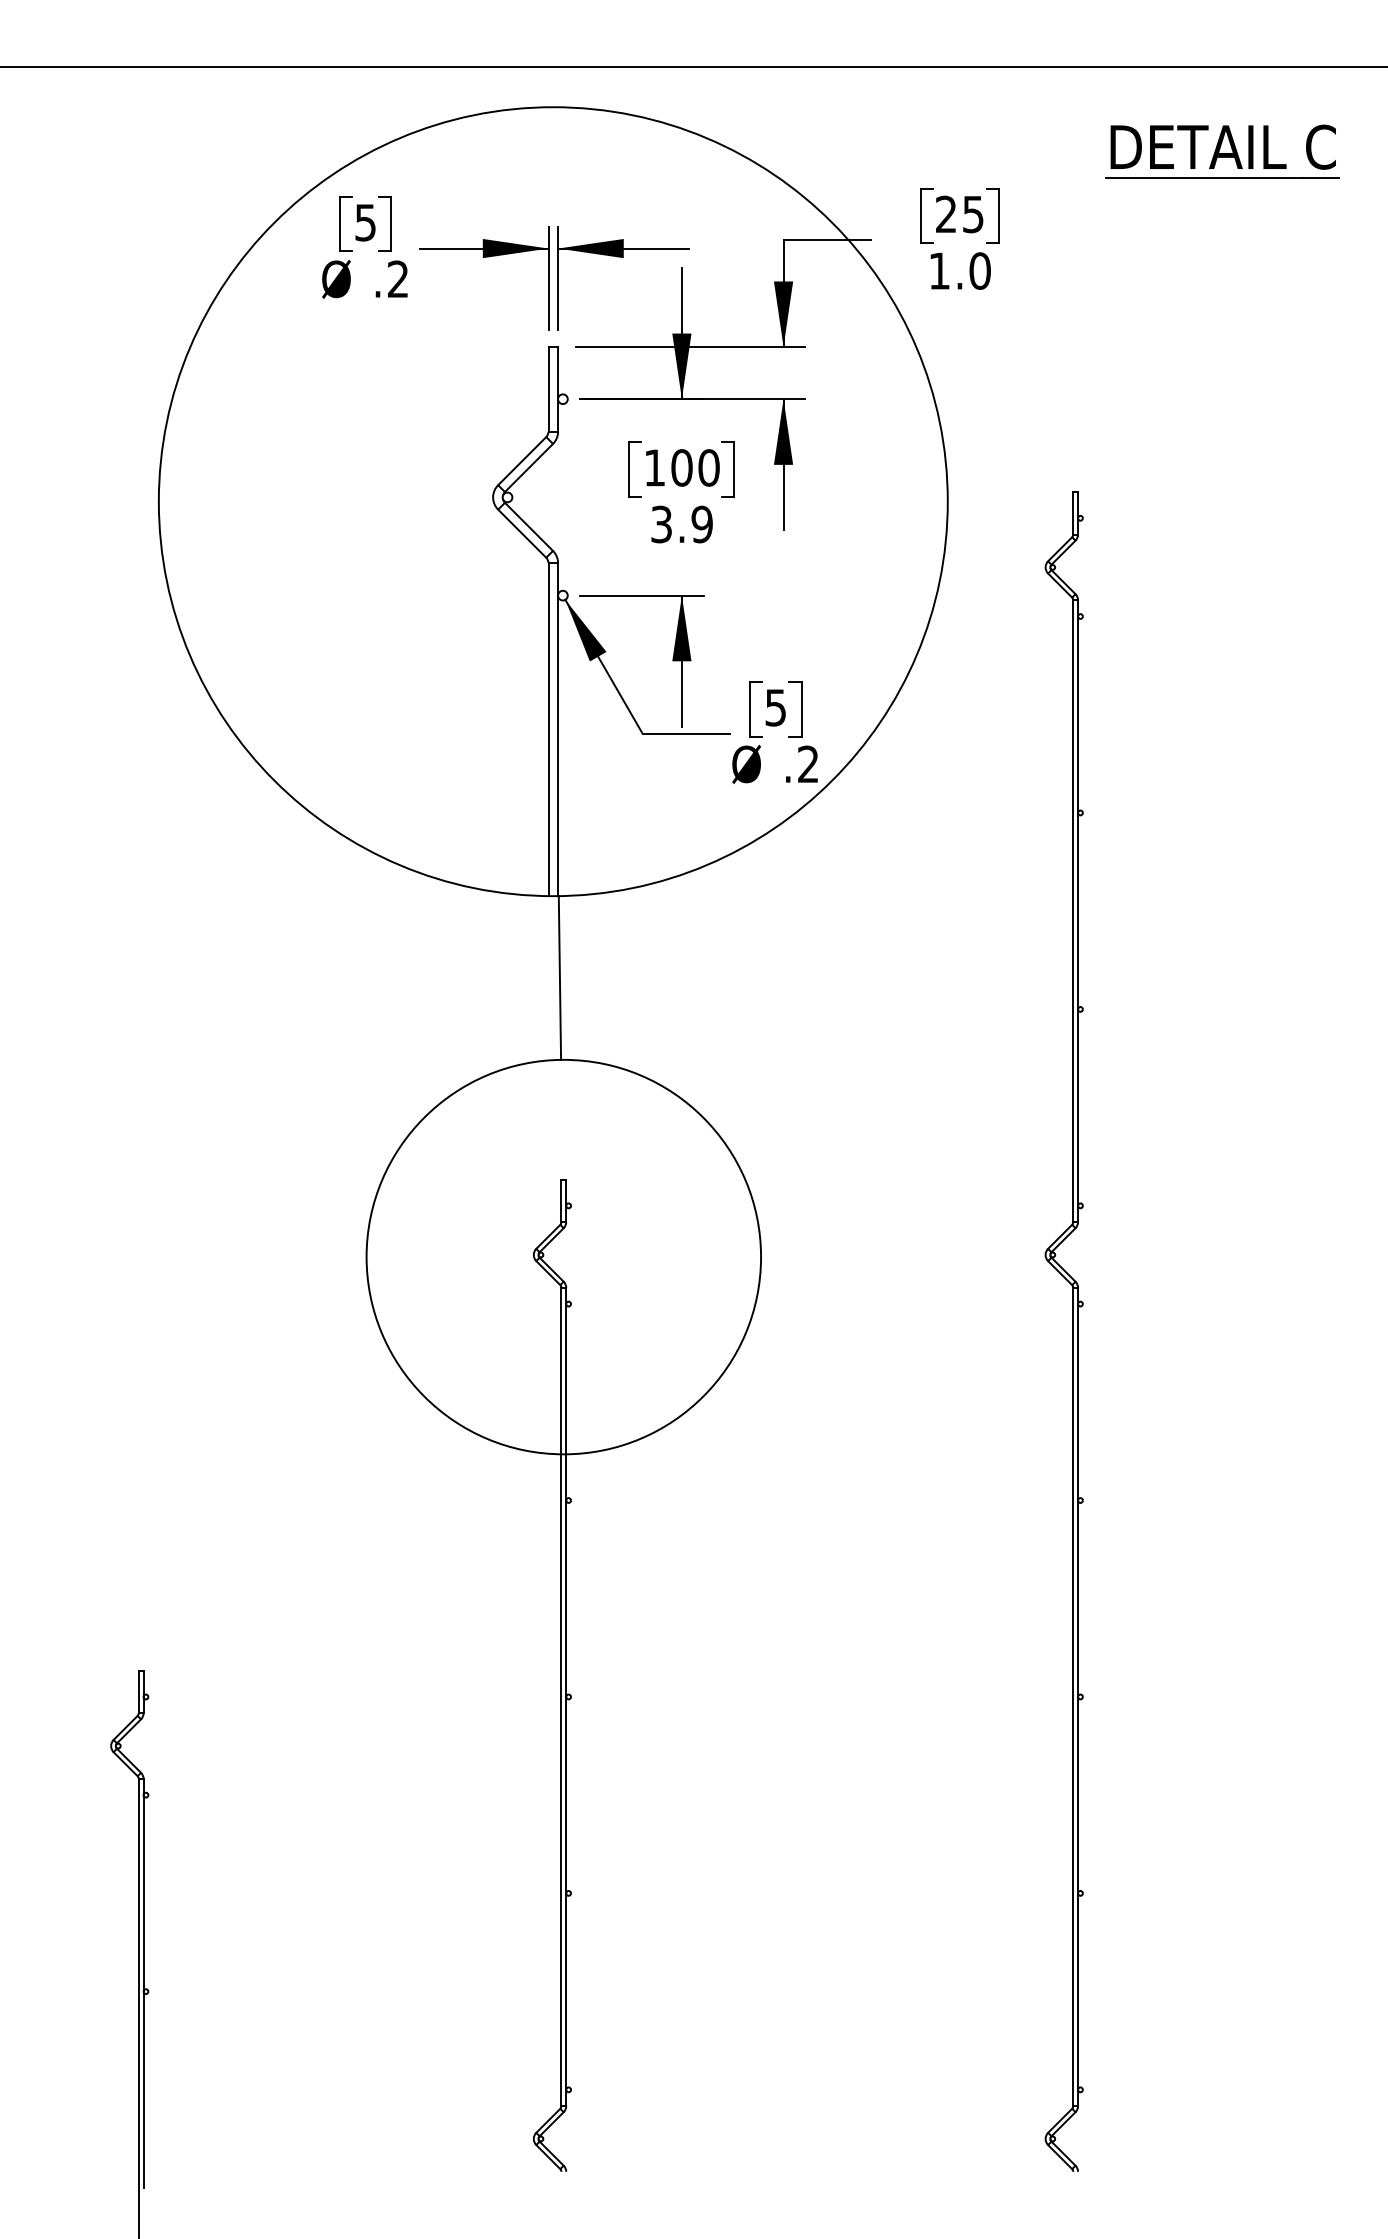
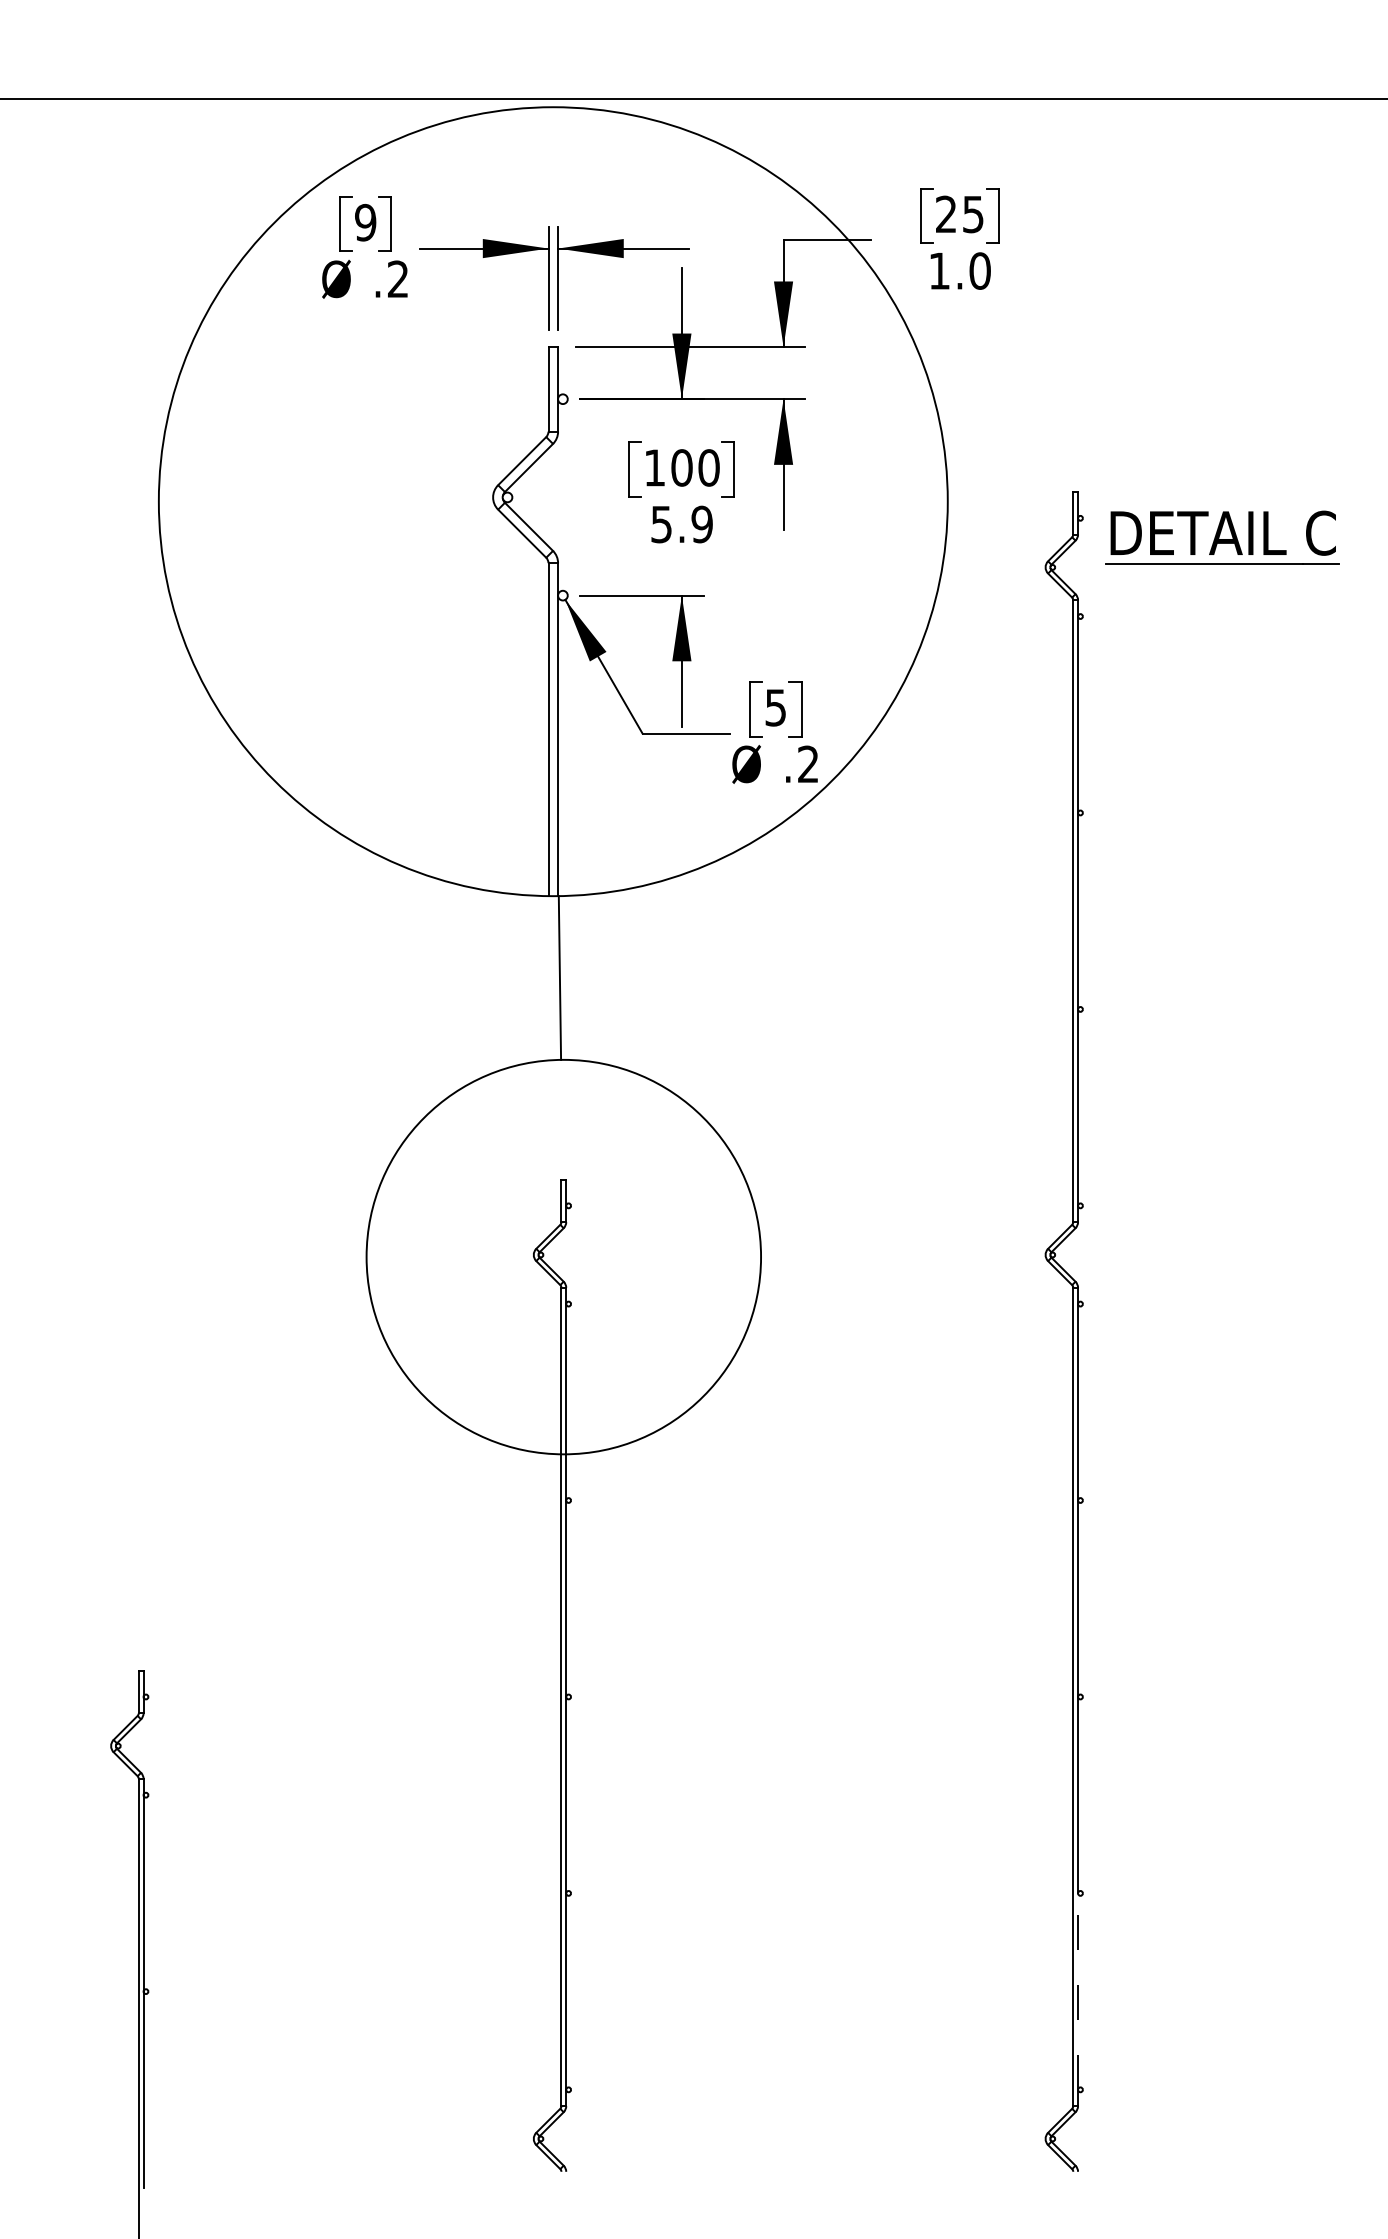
line position: (693, 67) -> (693, 99) (693, 99)
part position: (1222, 151) -> (1222, 537) (1222, 537)
text: 5 -> 9 (365, 222)
text: 3.9 -> 5.9 (661, 523)
line: solid -> dashed (1078, 1991)
